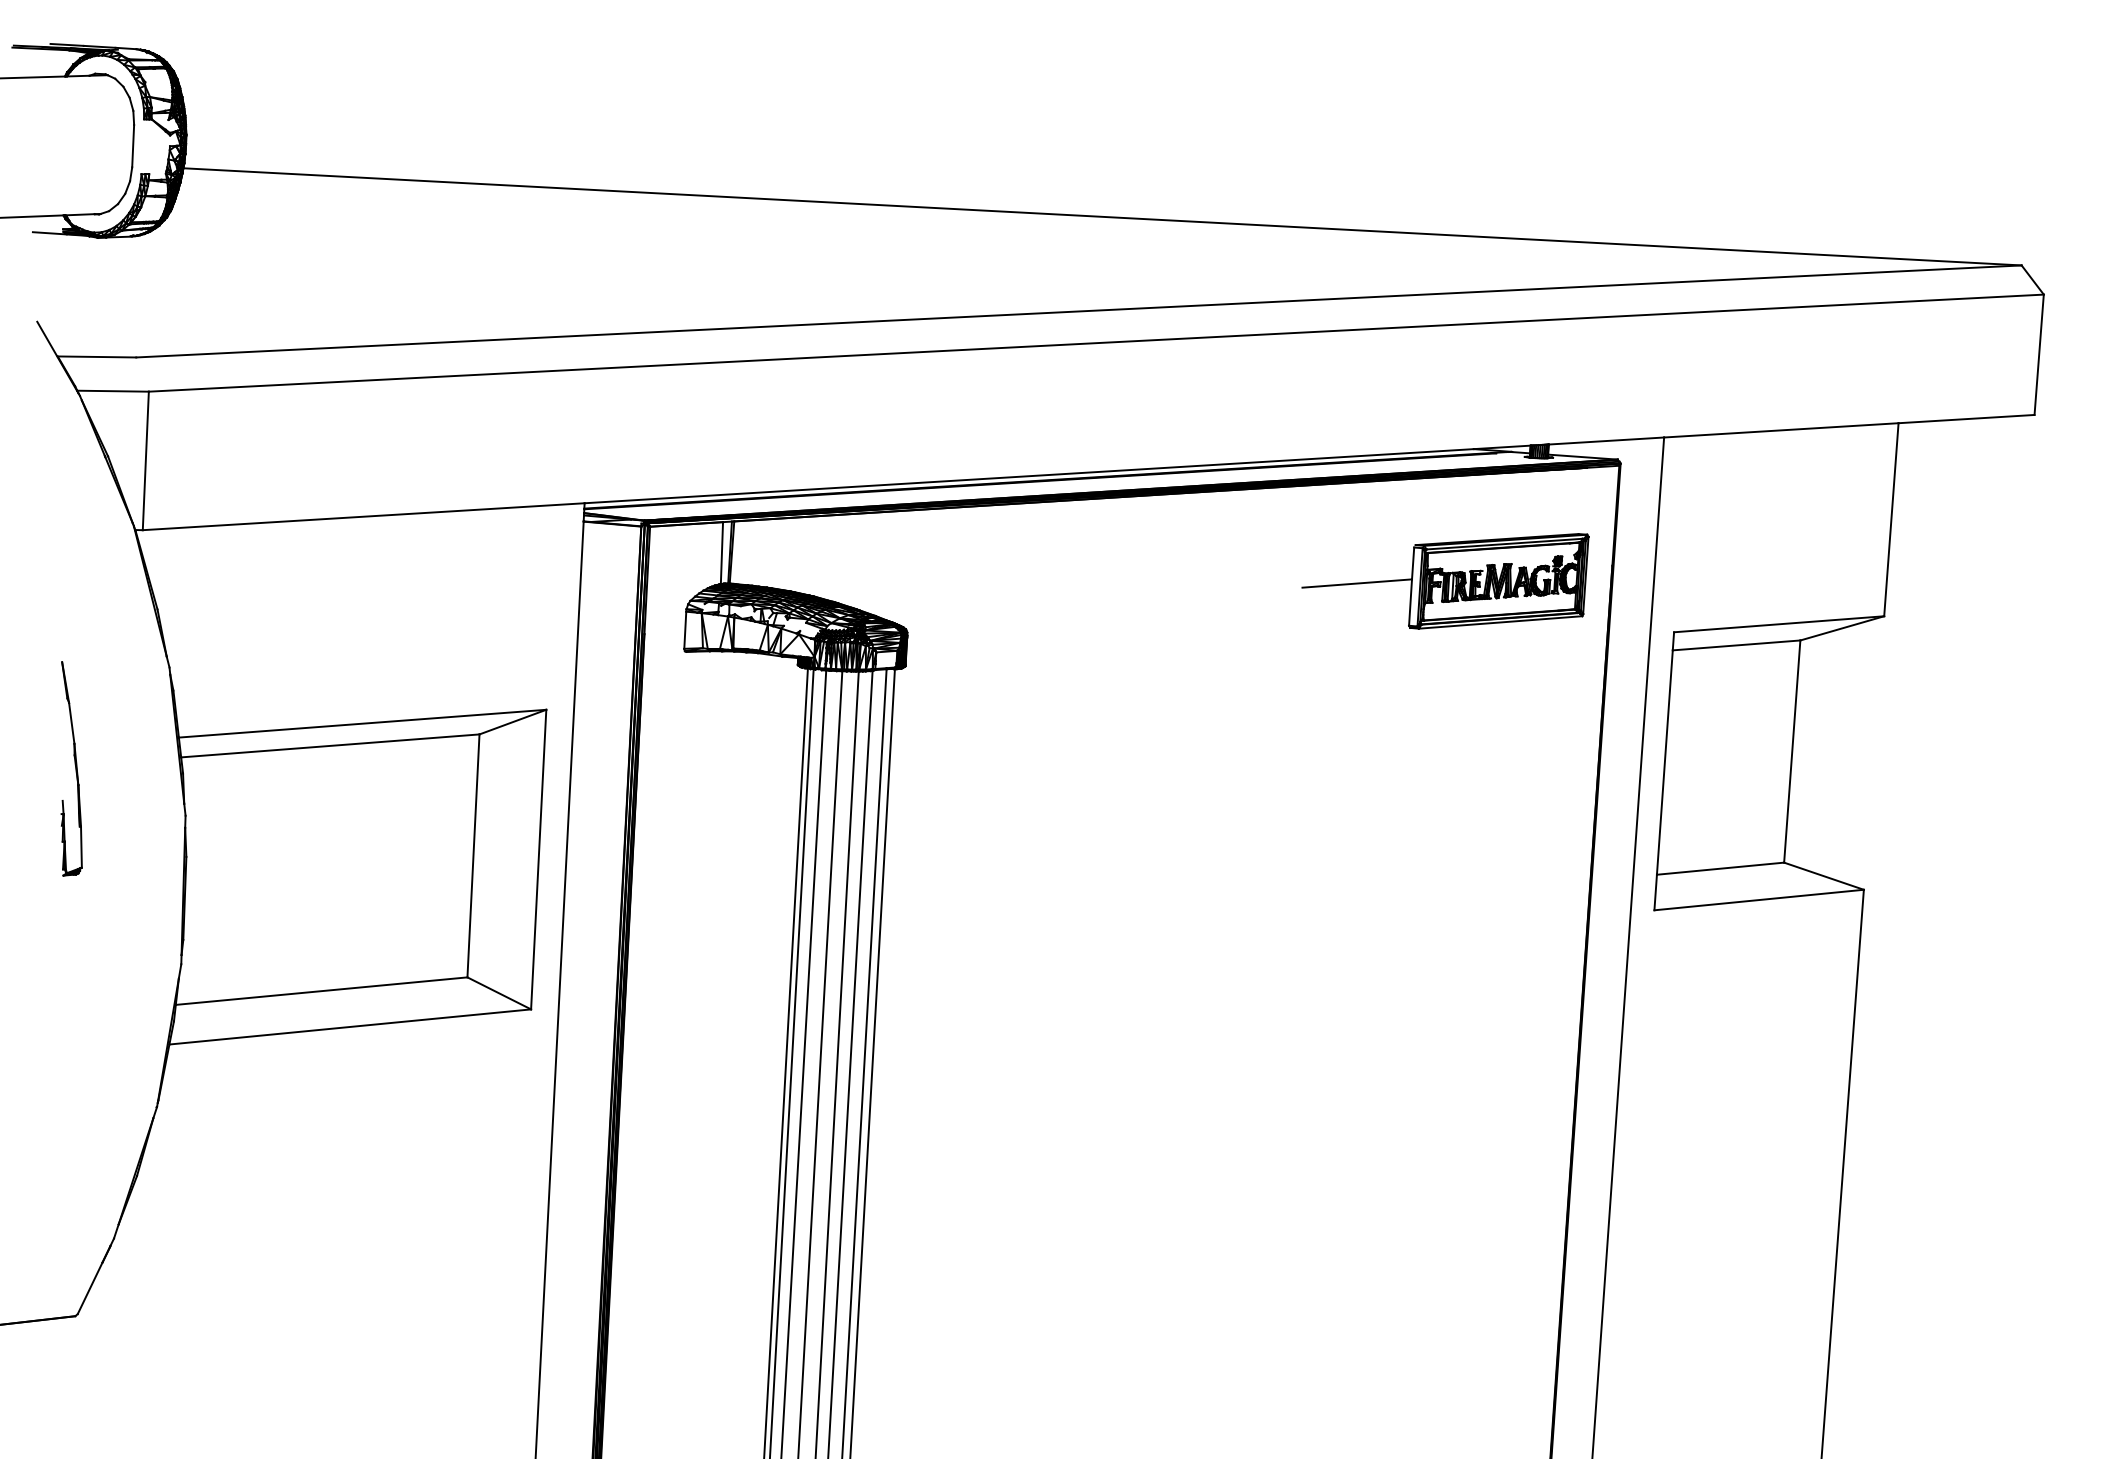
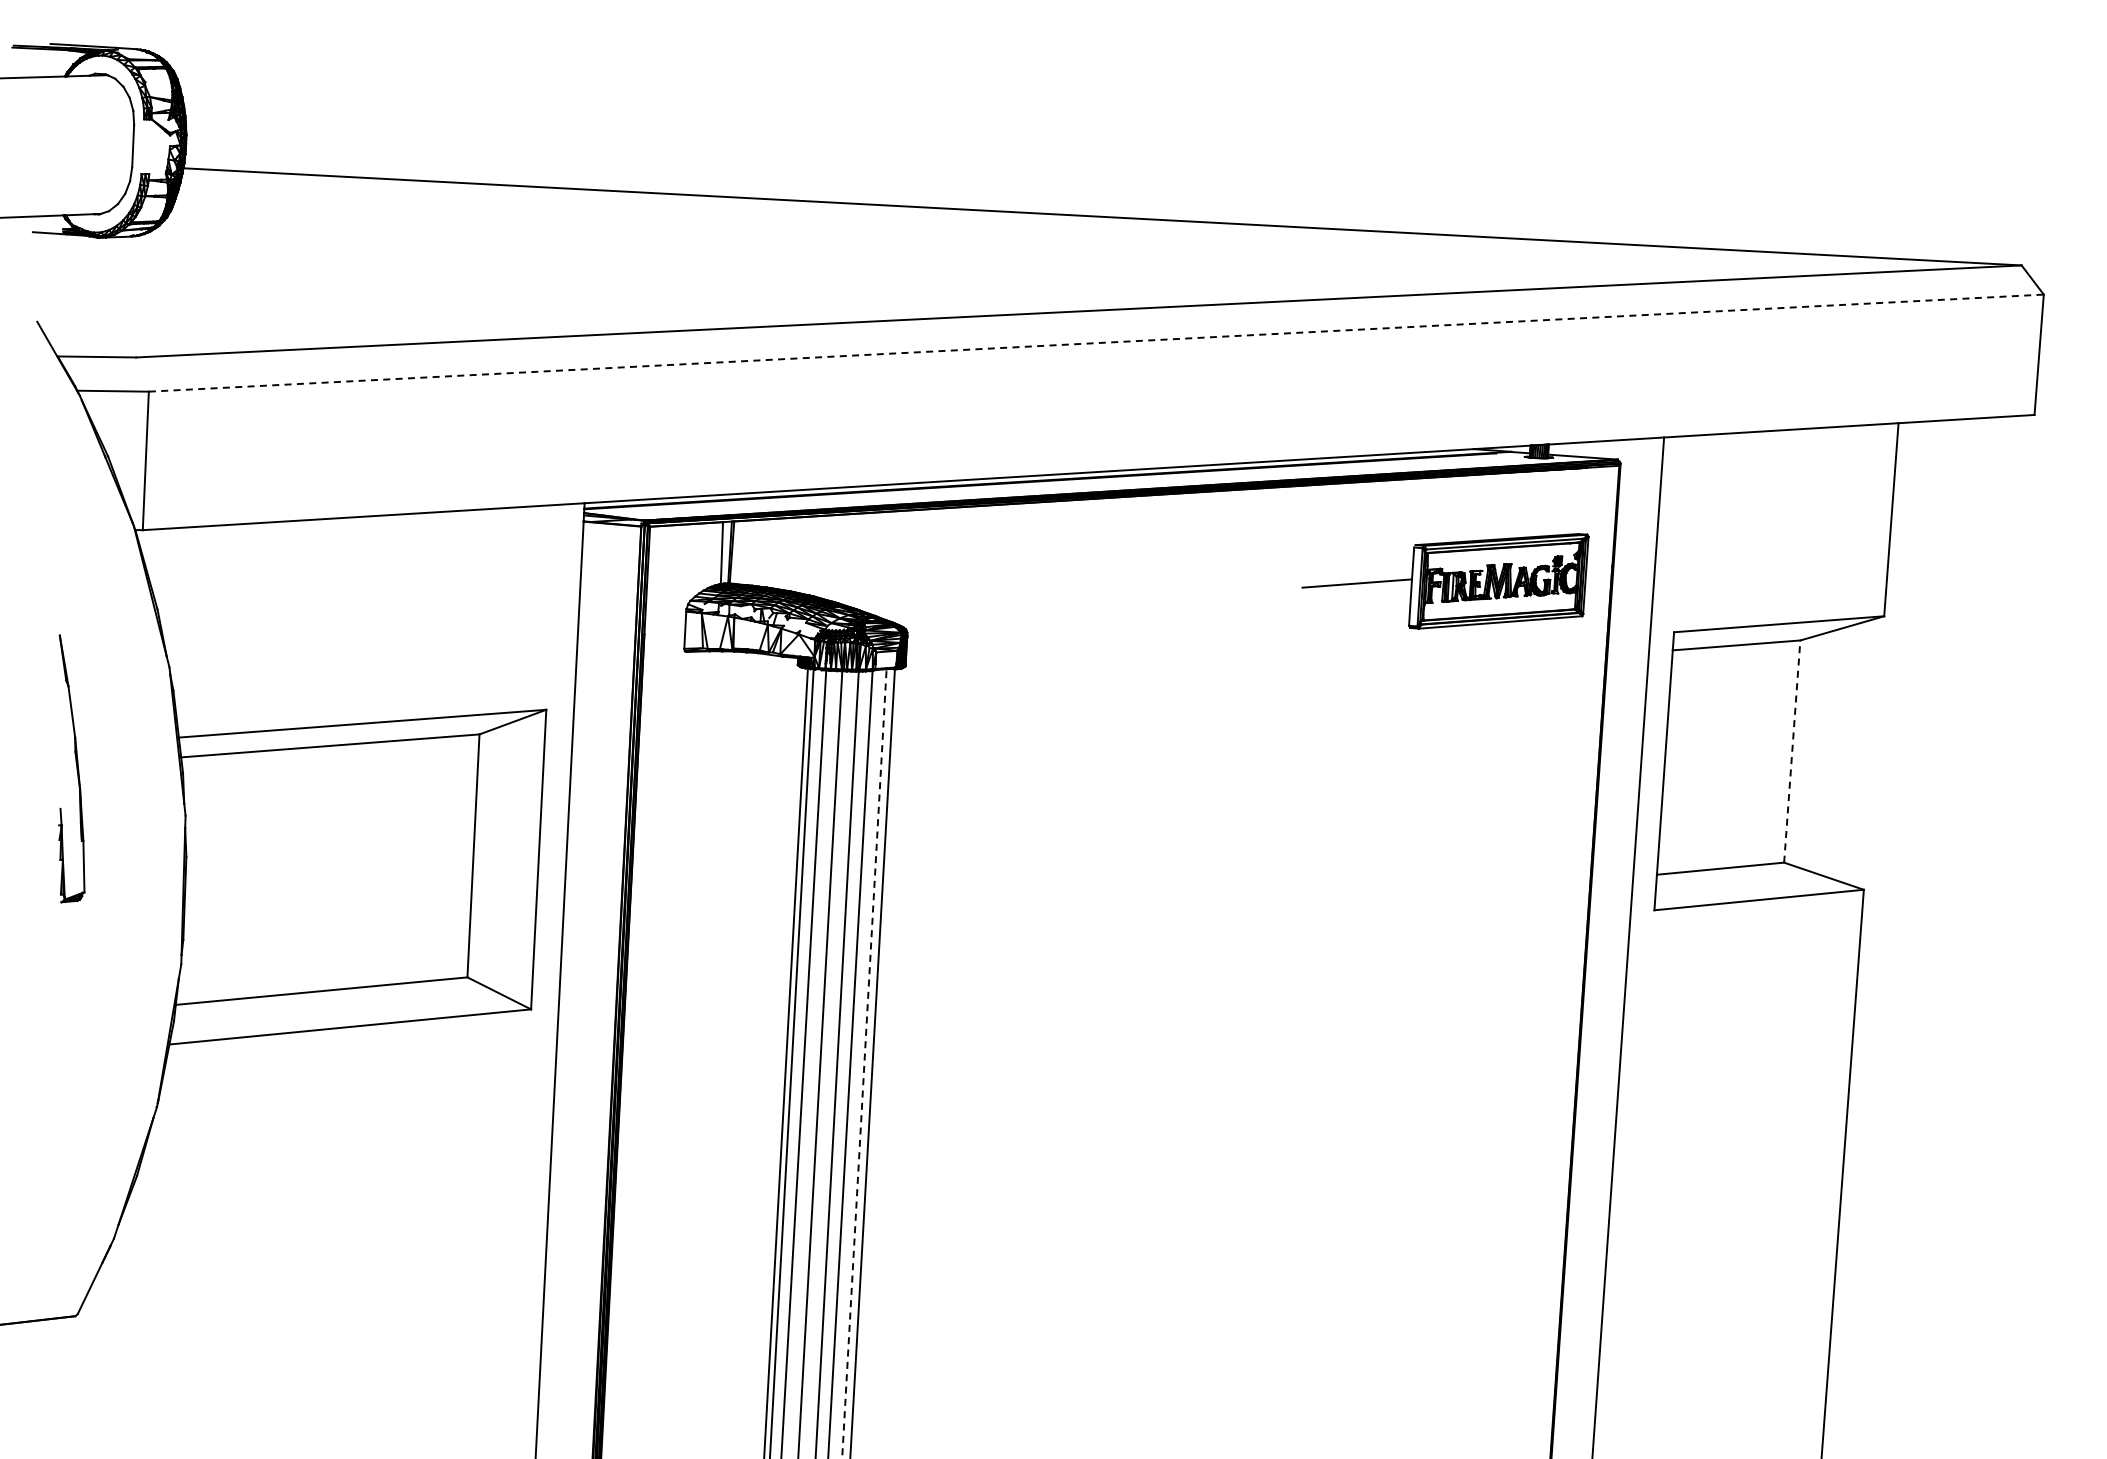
line: solid -> dashed (1096, 343)
line: solid -> dashed (1792, 751)
part size: 23x216 px -> 28x270 px (71, 768)
line: solid -> dashed (864, 1063)
